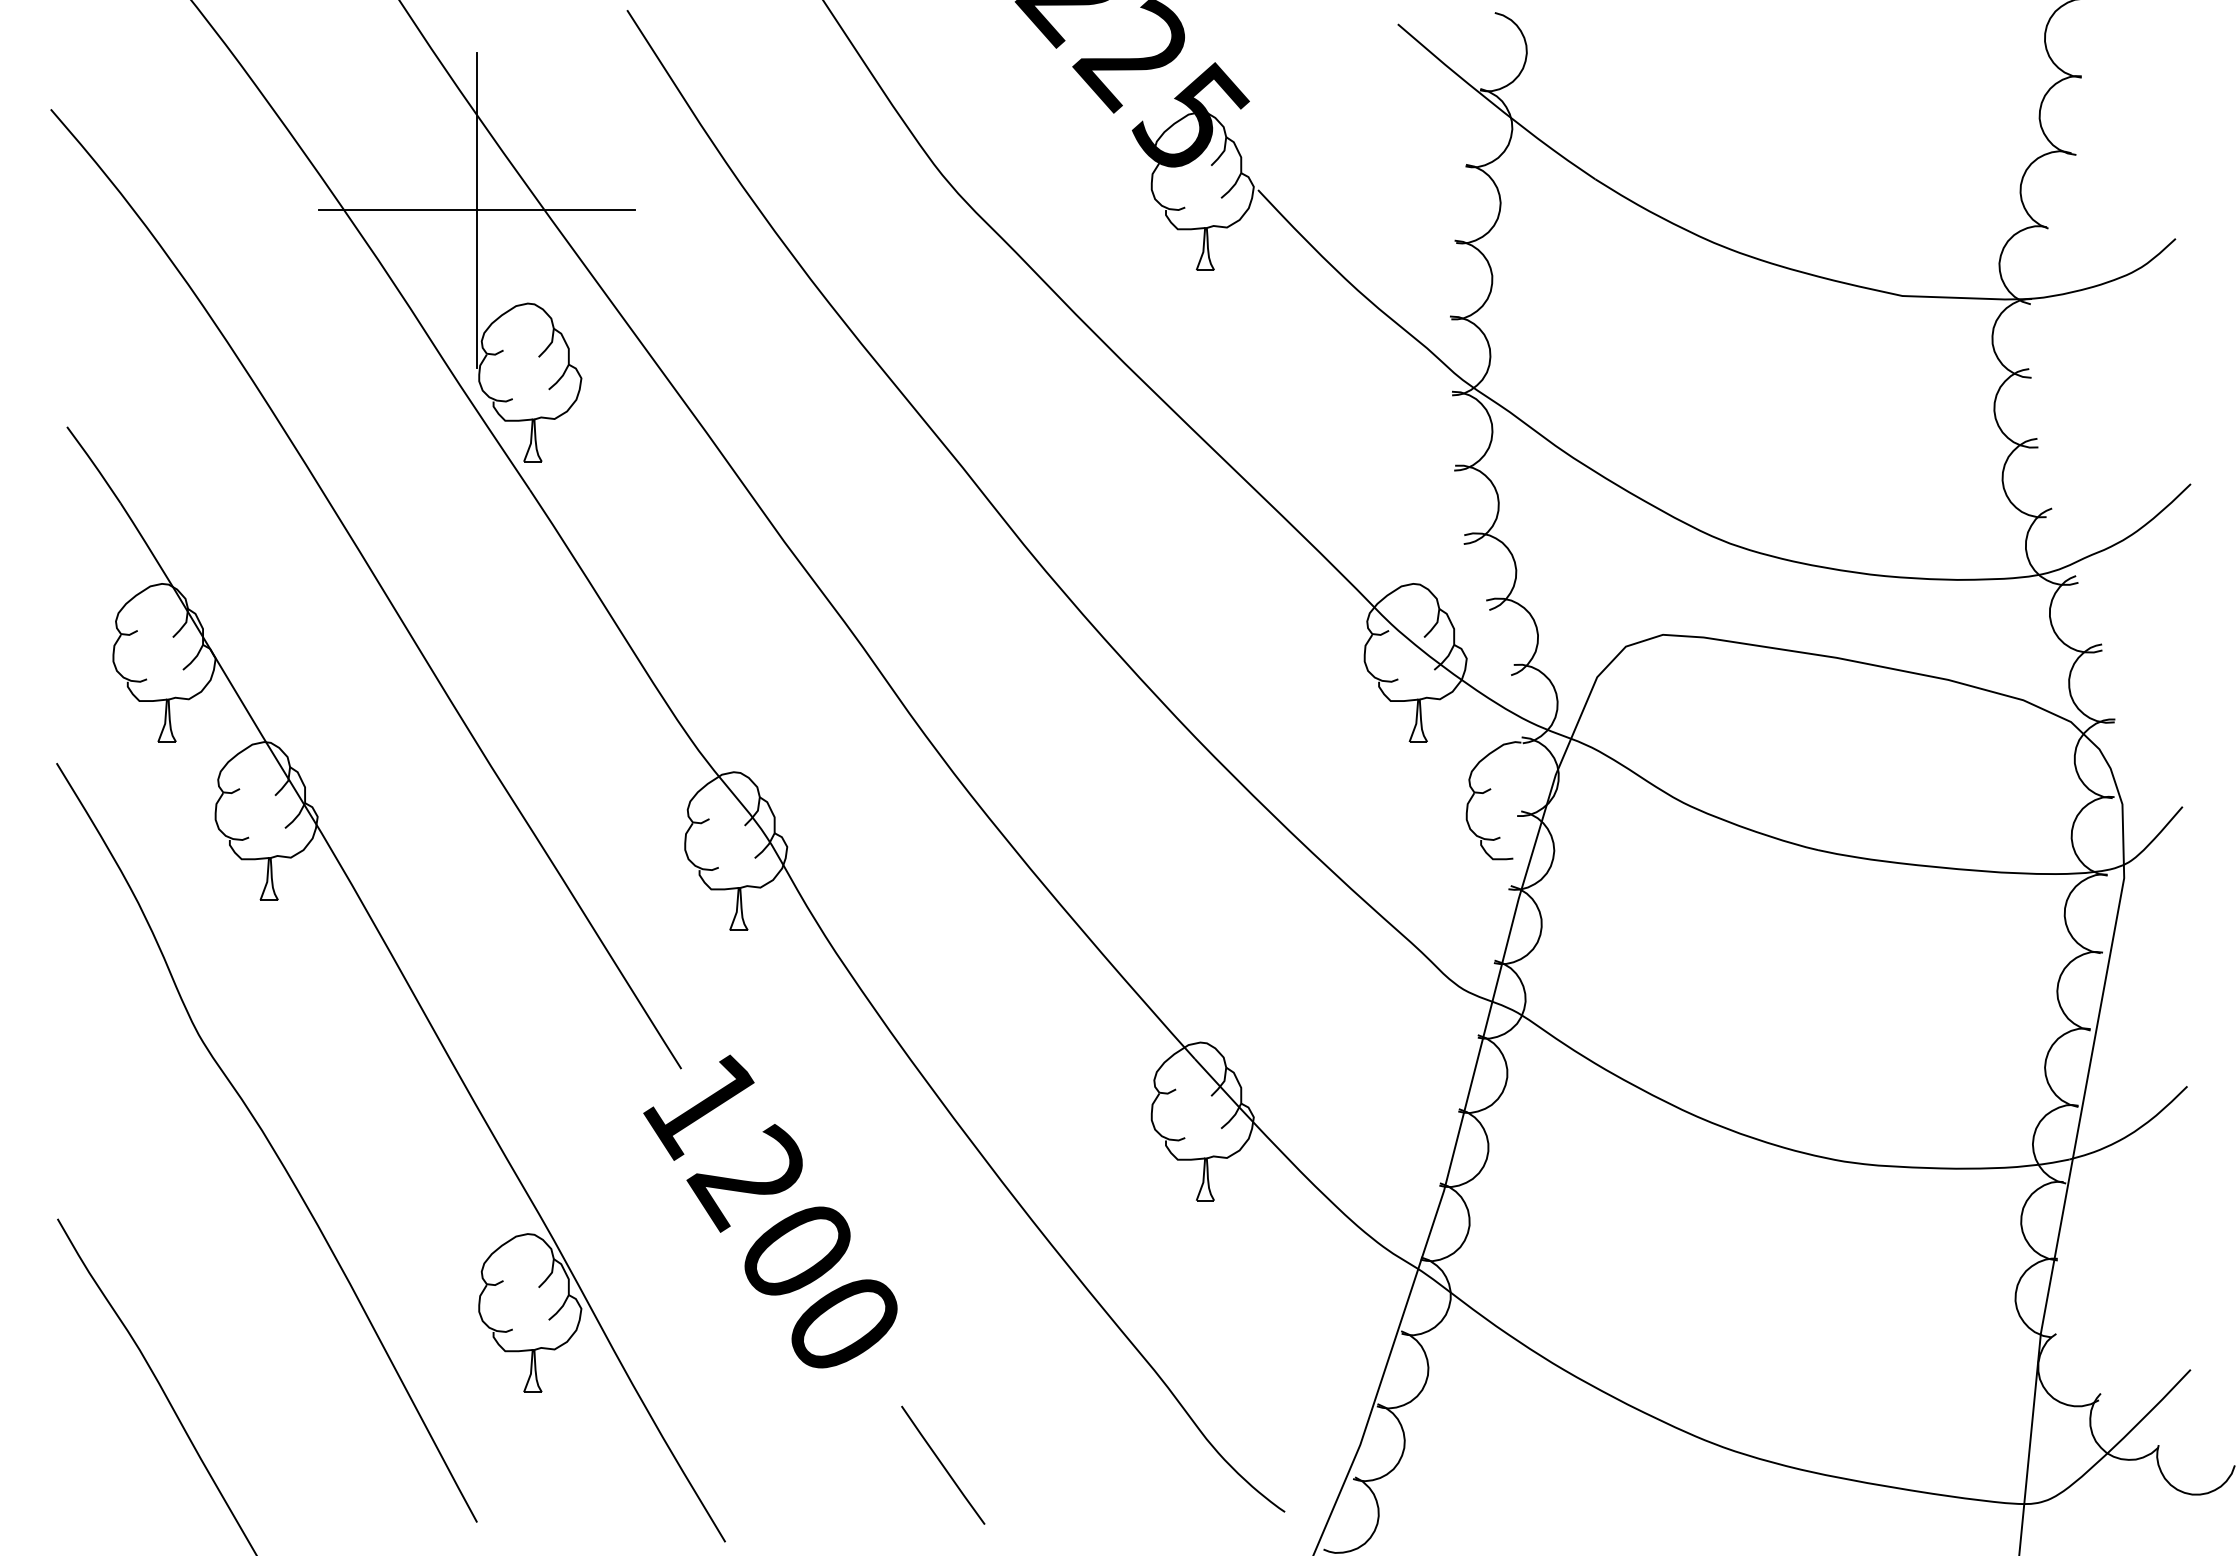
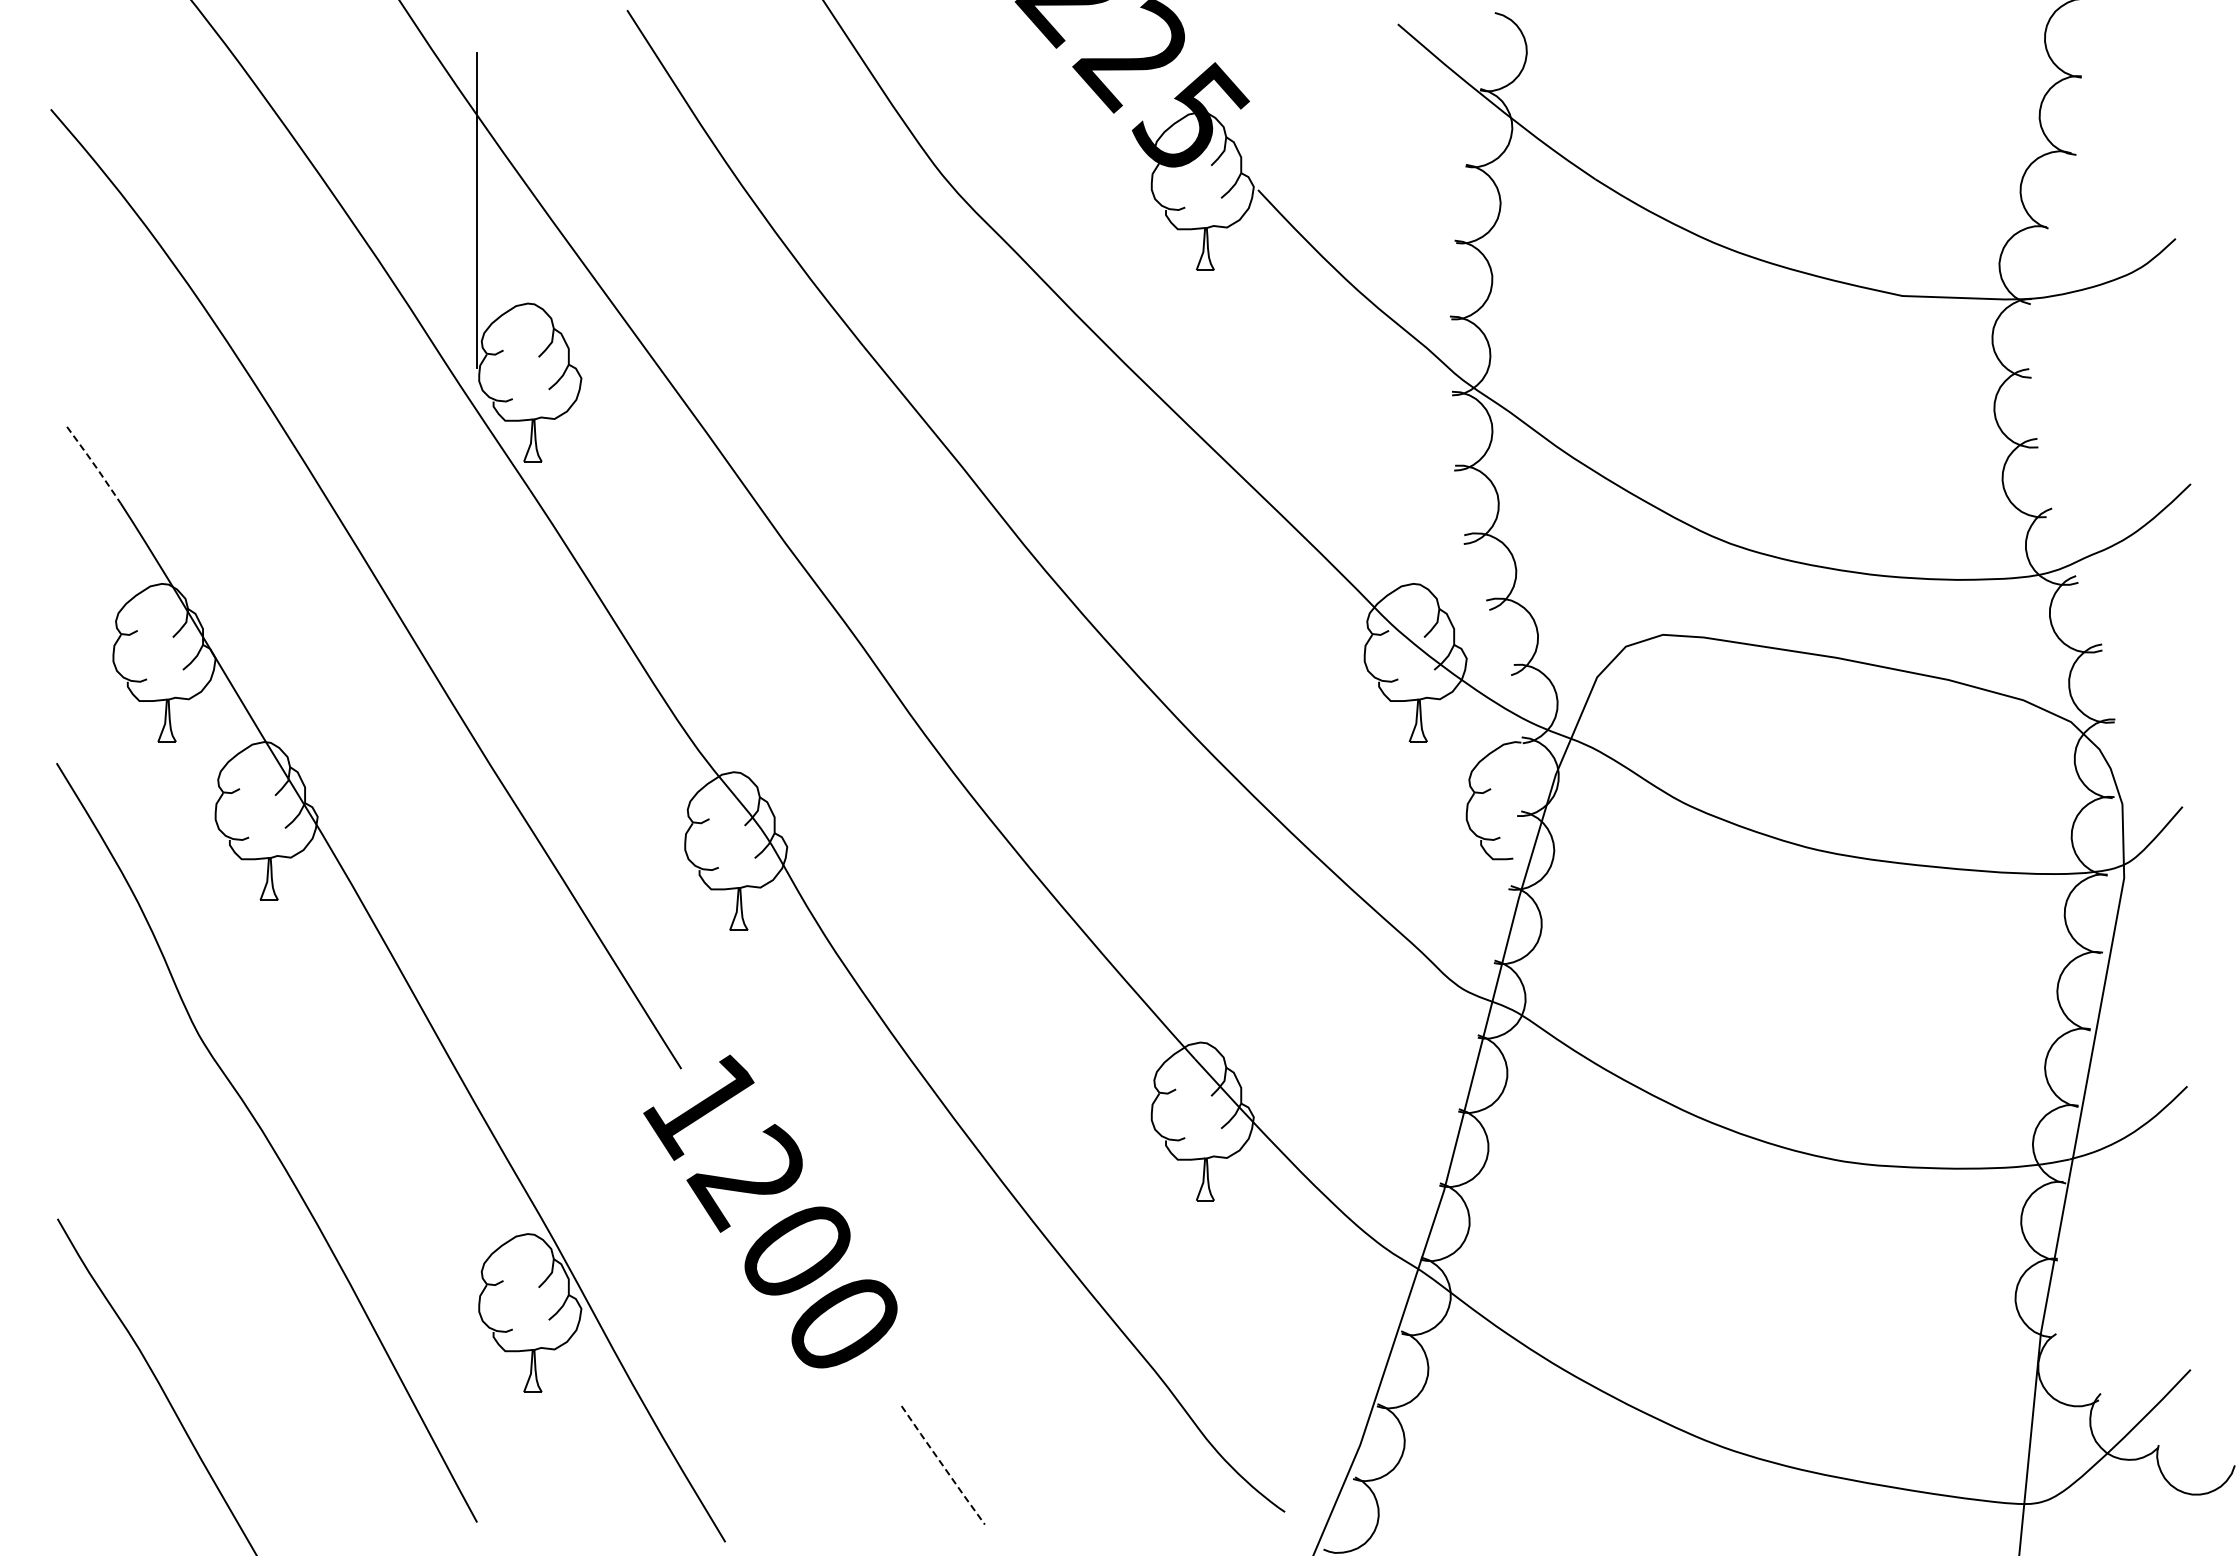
line: present -> none (476, 210)
line: solid -> dashed (94, 464)
line: solid -> dashed (943, 1466)
